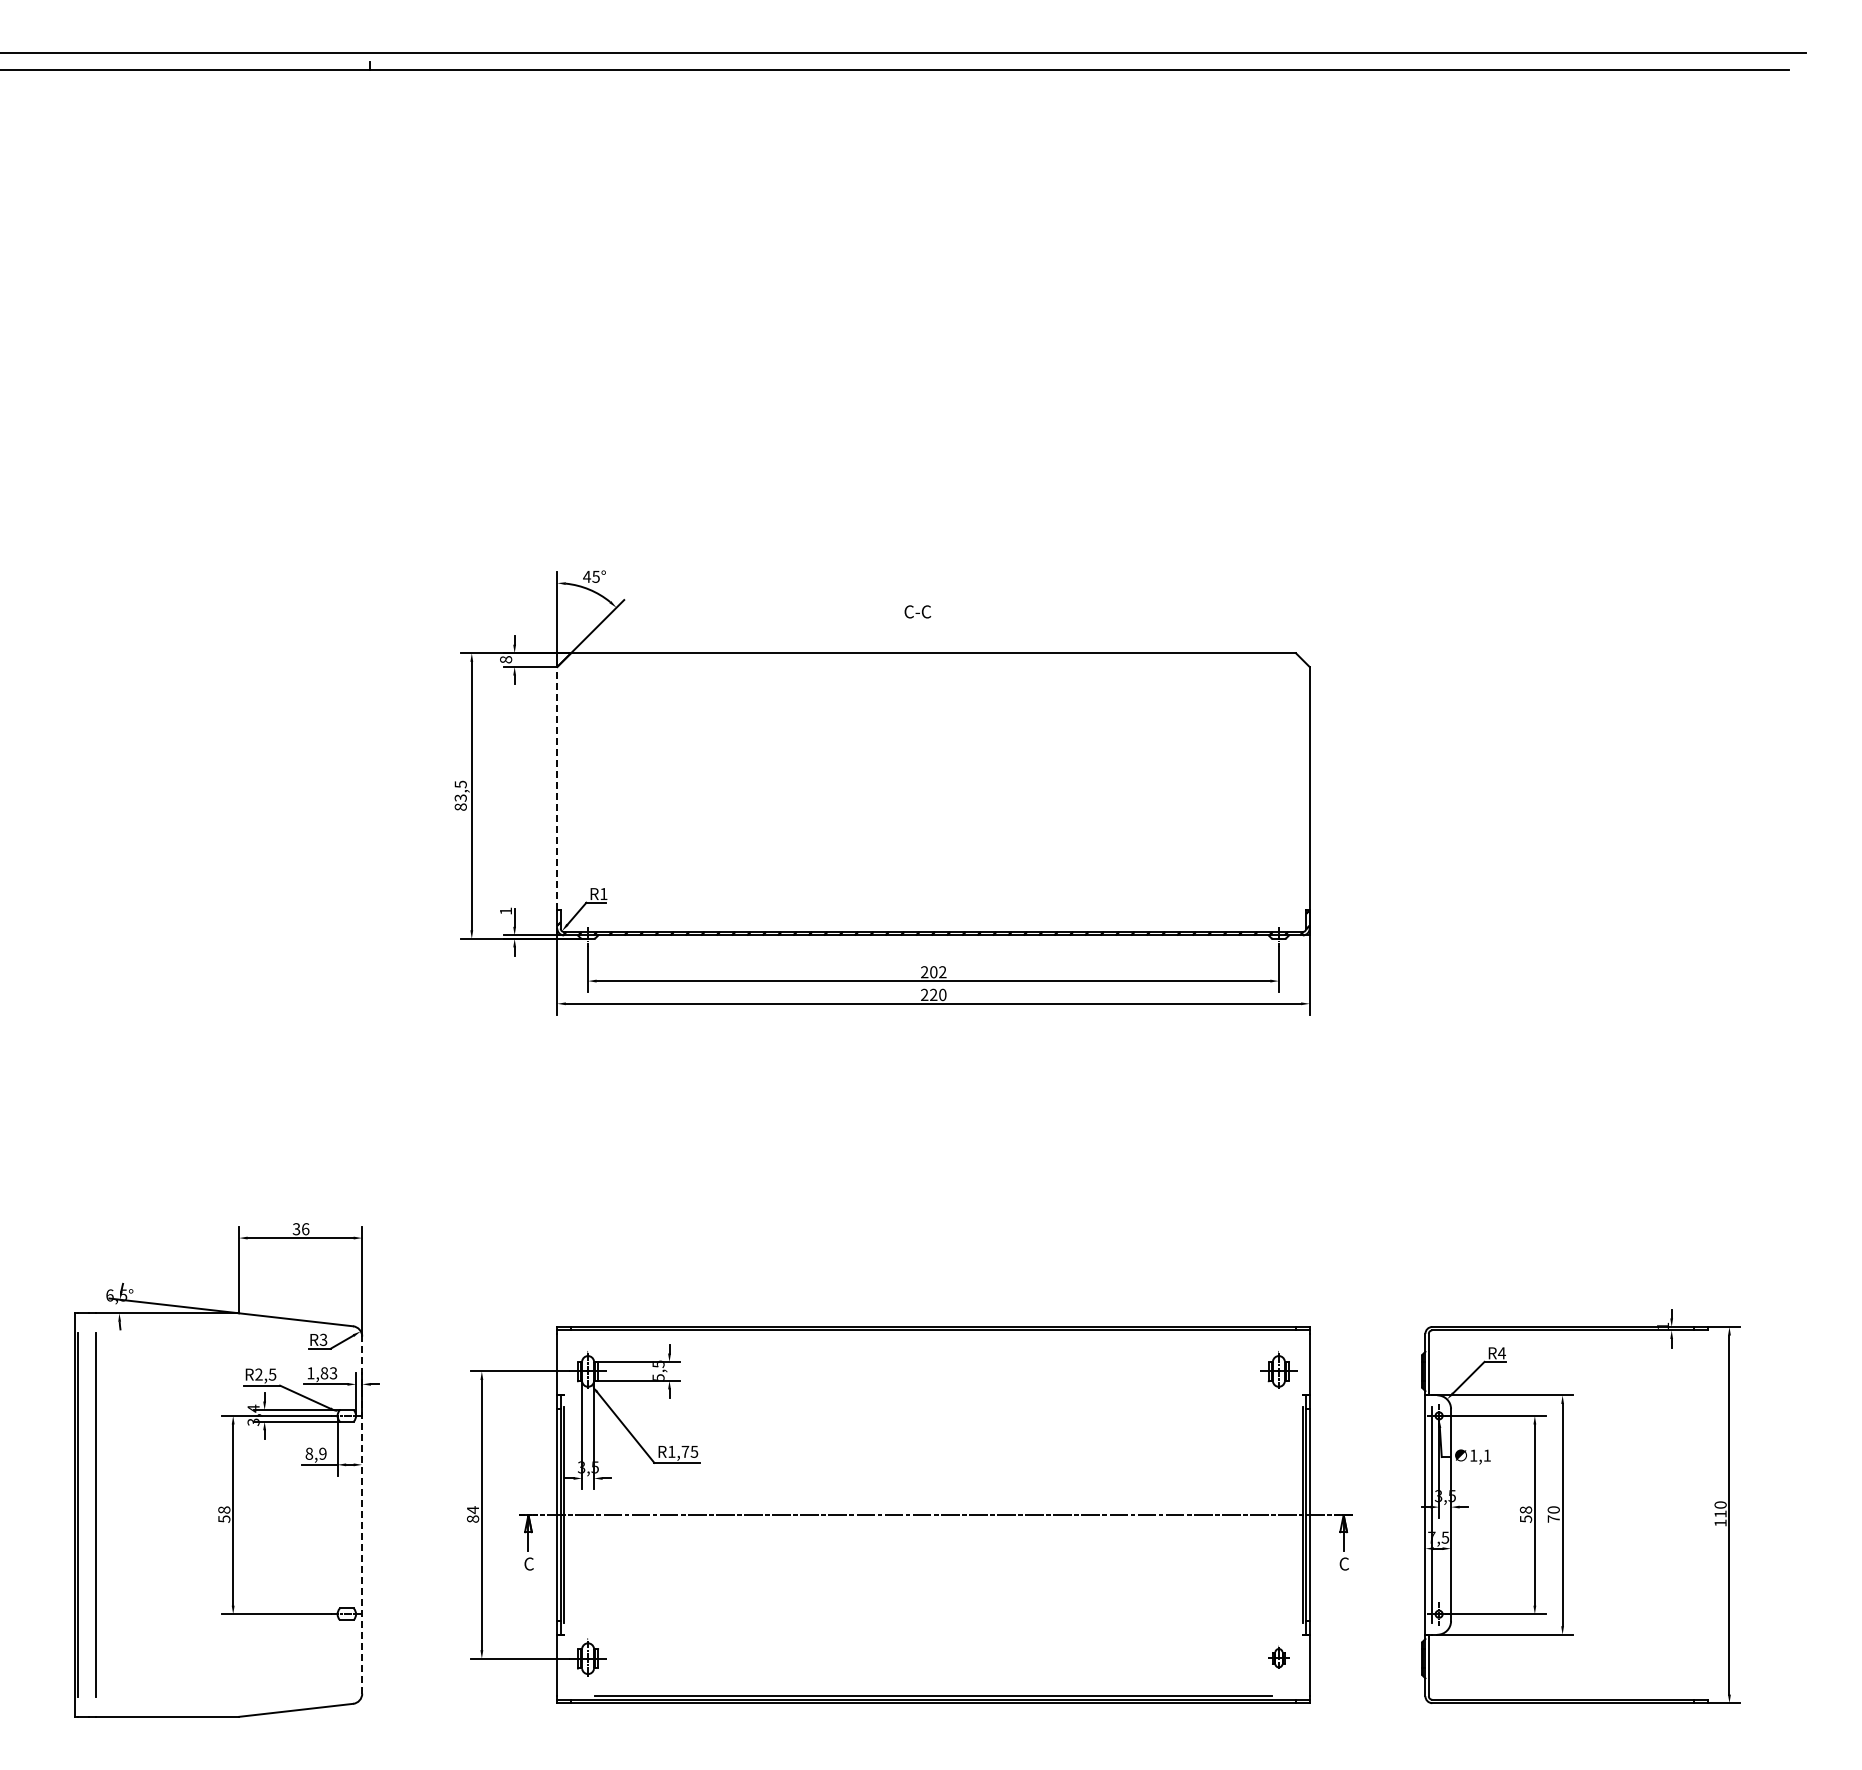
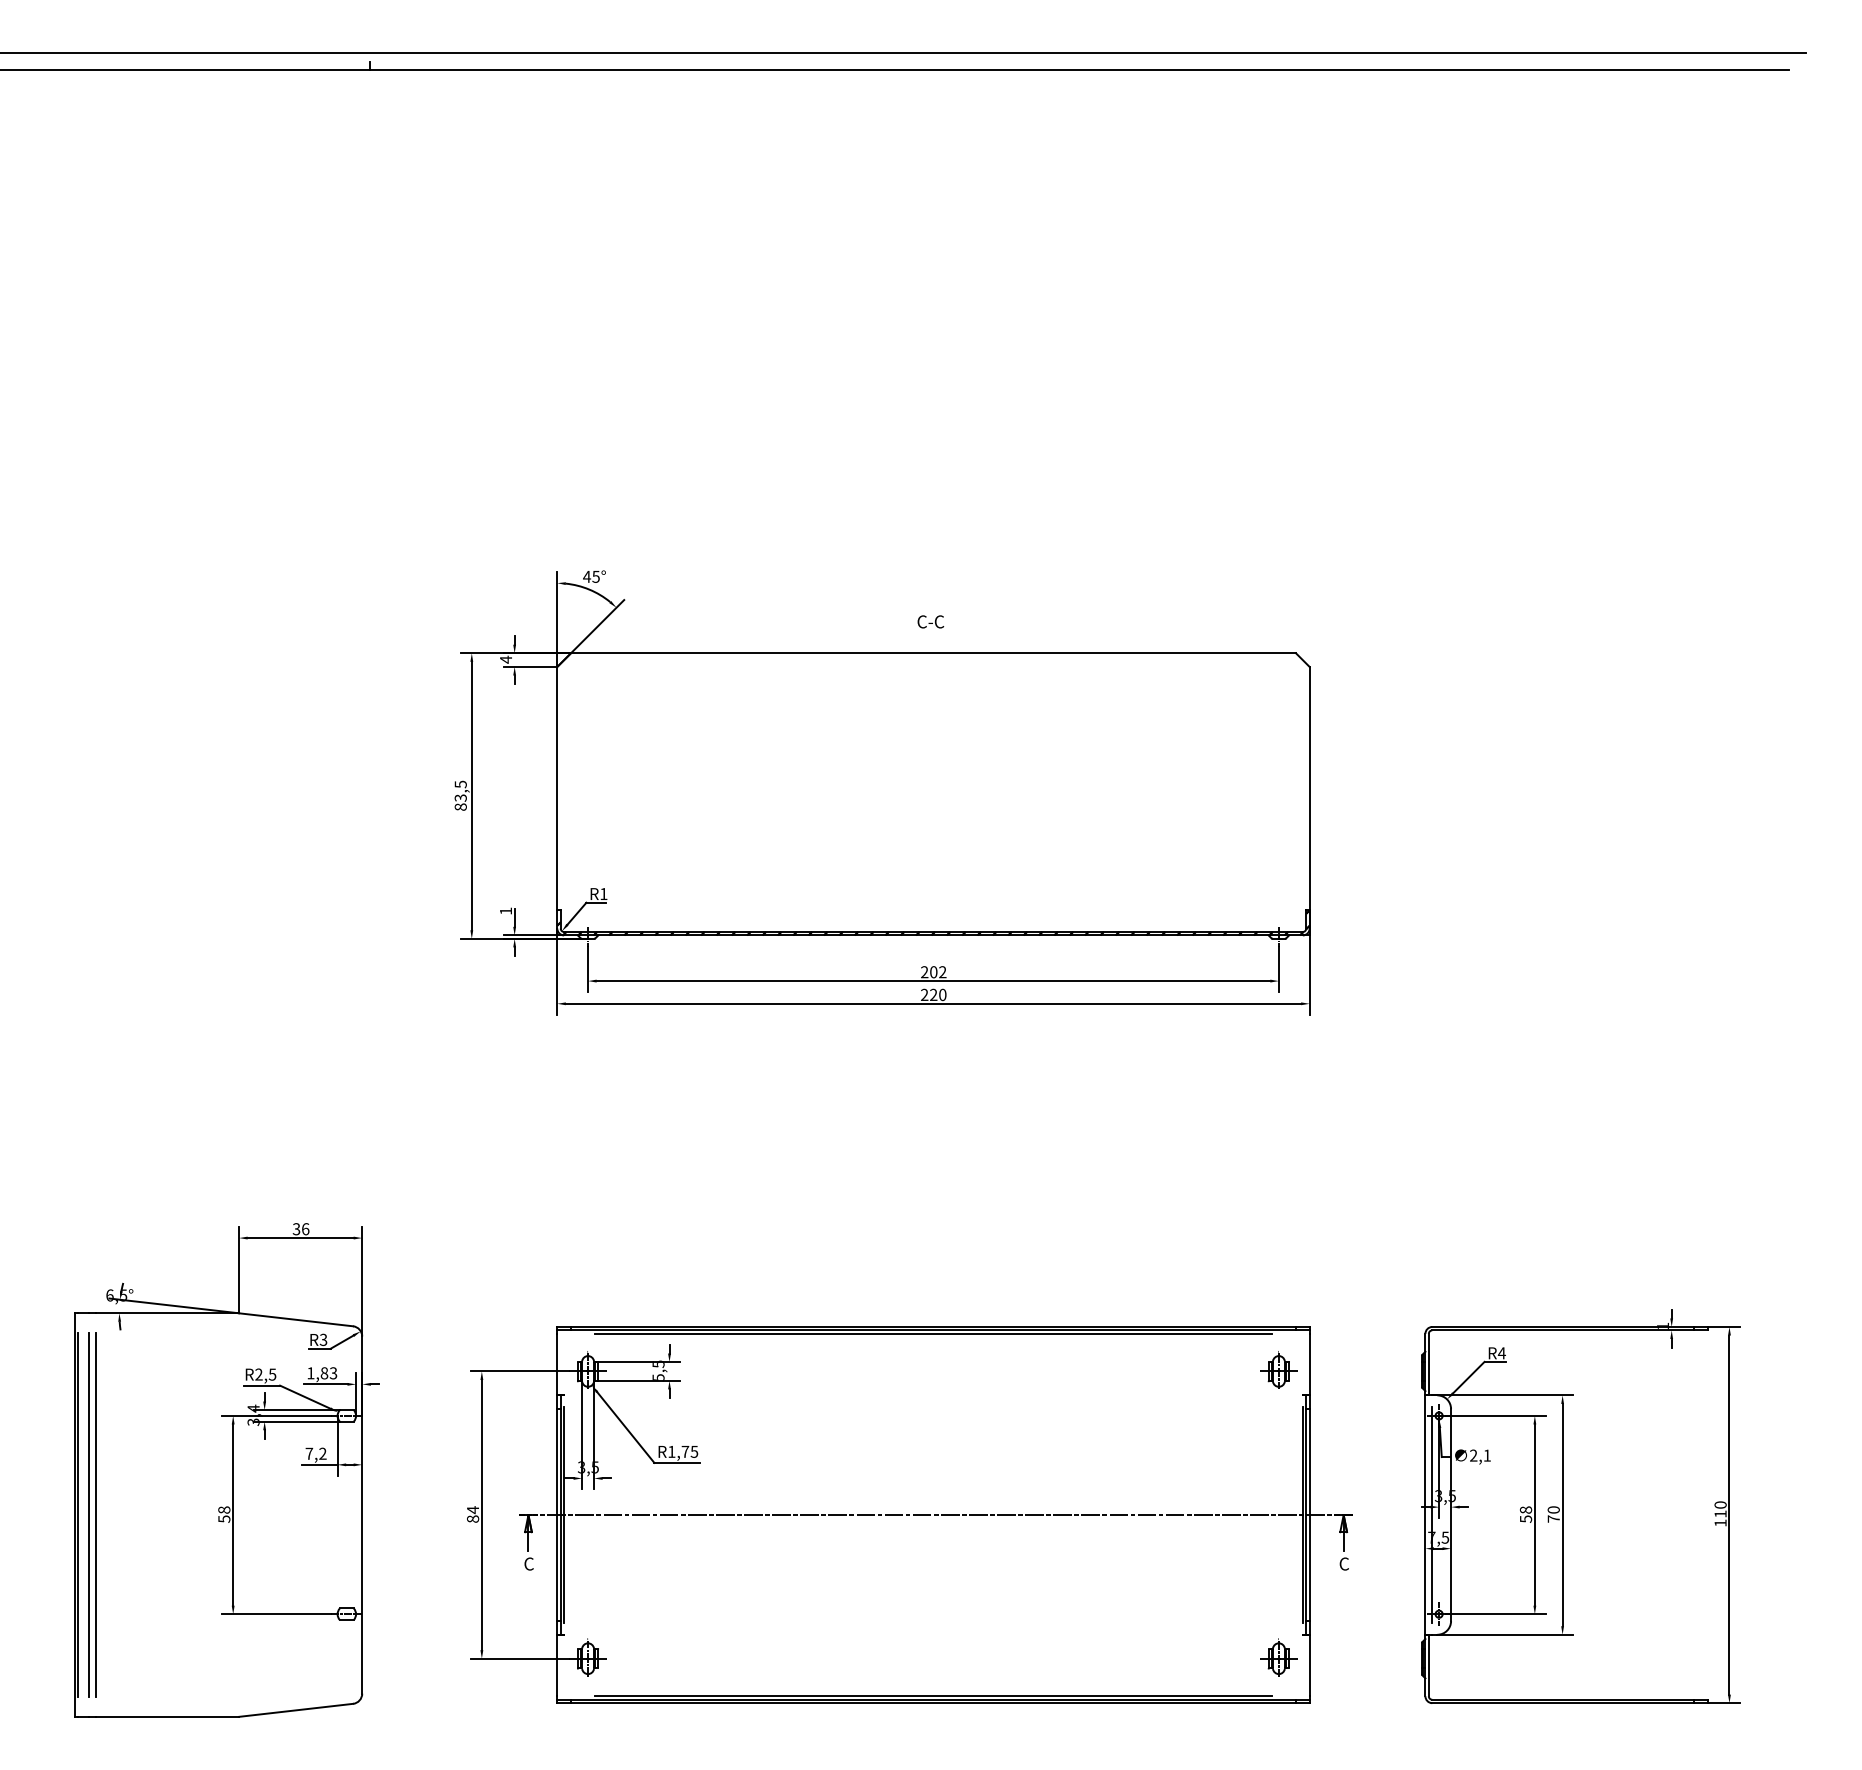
text position: (917, 611) -> (930, 621) (930, 621)
text: 8 -> 4 (506, 659)
line: dashed -> solid (557, 787)
line: none -> present (933, 1333)
text: 8,9 -> 7,2 (315, 1453)
text: 1,1 -> 2,1 (1473, 1455)
line: none -> present (88, 1514)
line: dashed -> solid (362, 1515)
part size: 22x24 px -> 38x39 px (1278, 1657)
